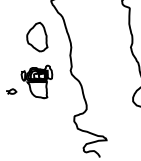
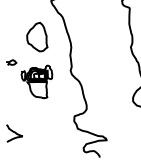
curve position: (11, 90) -> (11, 61) (11, 61)
curve: none -> present (14, 133)
